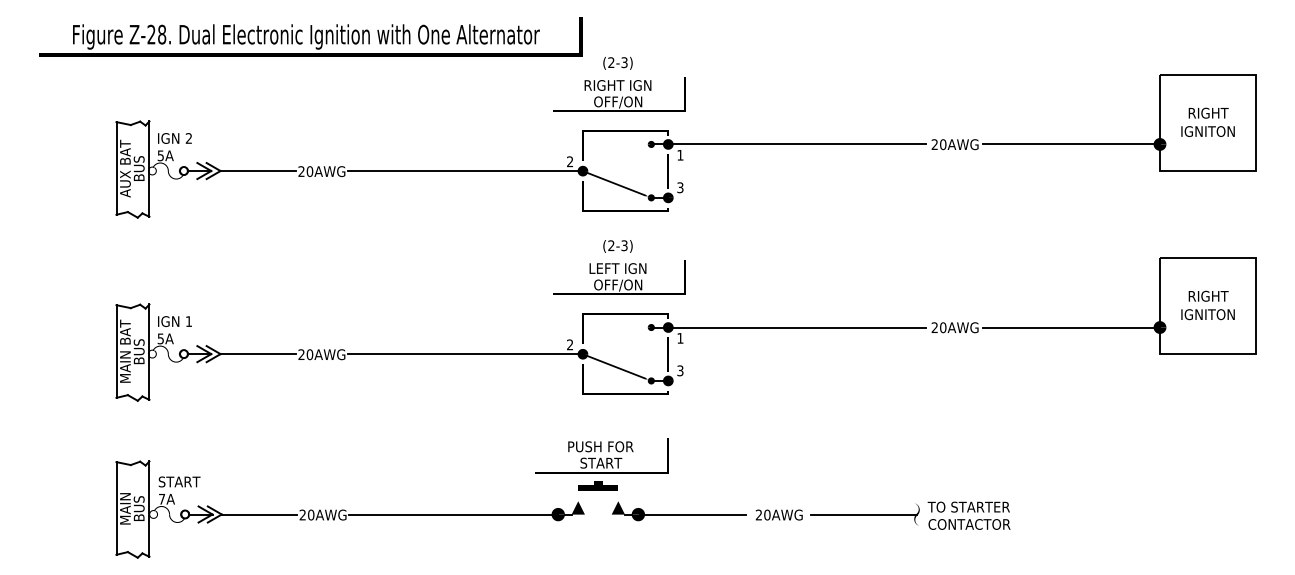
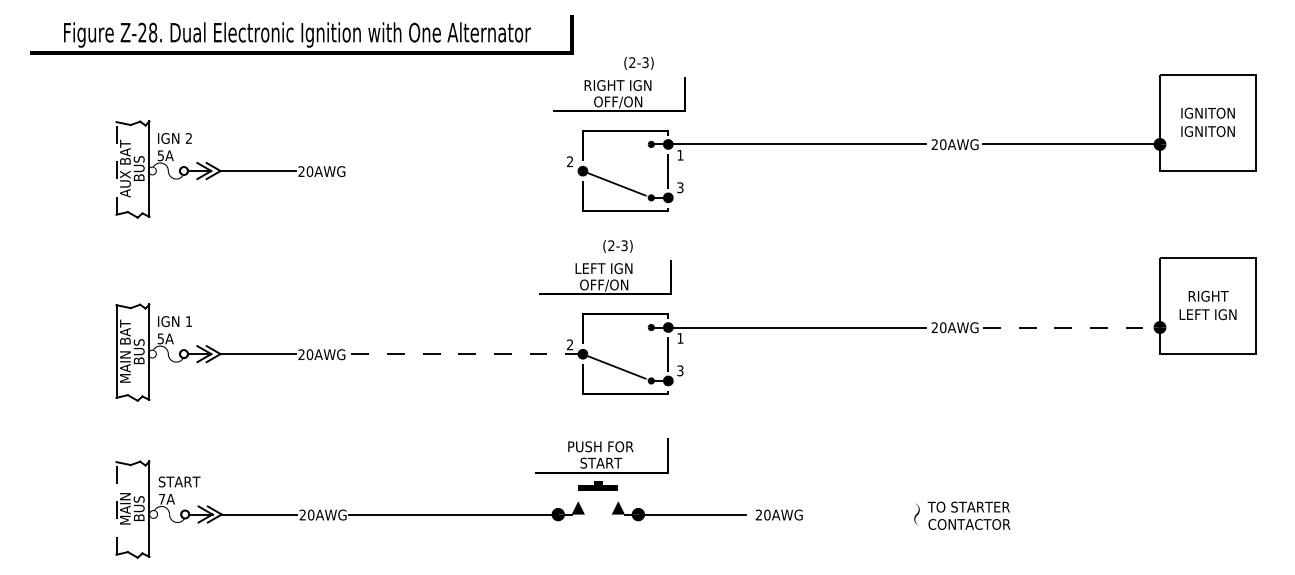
text position: (310, 36) -> (301, 34) (301, 34)
text position: (617, 63) -> (638, 63) (638, 63)
text: RIGHT -> IGNITON (1207, 112)
line: solid -> dashed (116, 167)
line: present -> none (465, 171)
text position: (619, 277) -> (605, 277) (605, 277)
text: IGNITON -> LEFT IGN (1207, 314)
line: solid -> dashed (1072, 327)
line: solid -> dashed (465, 354)
line: solid -> dashed (116, 507)
line: present -> none (863, 514)
